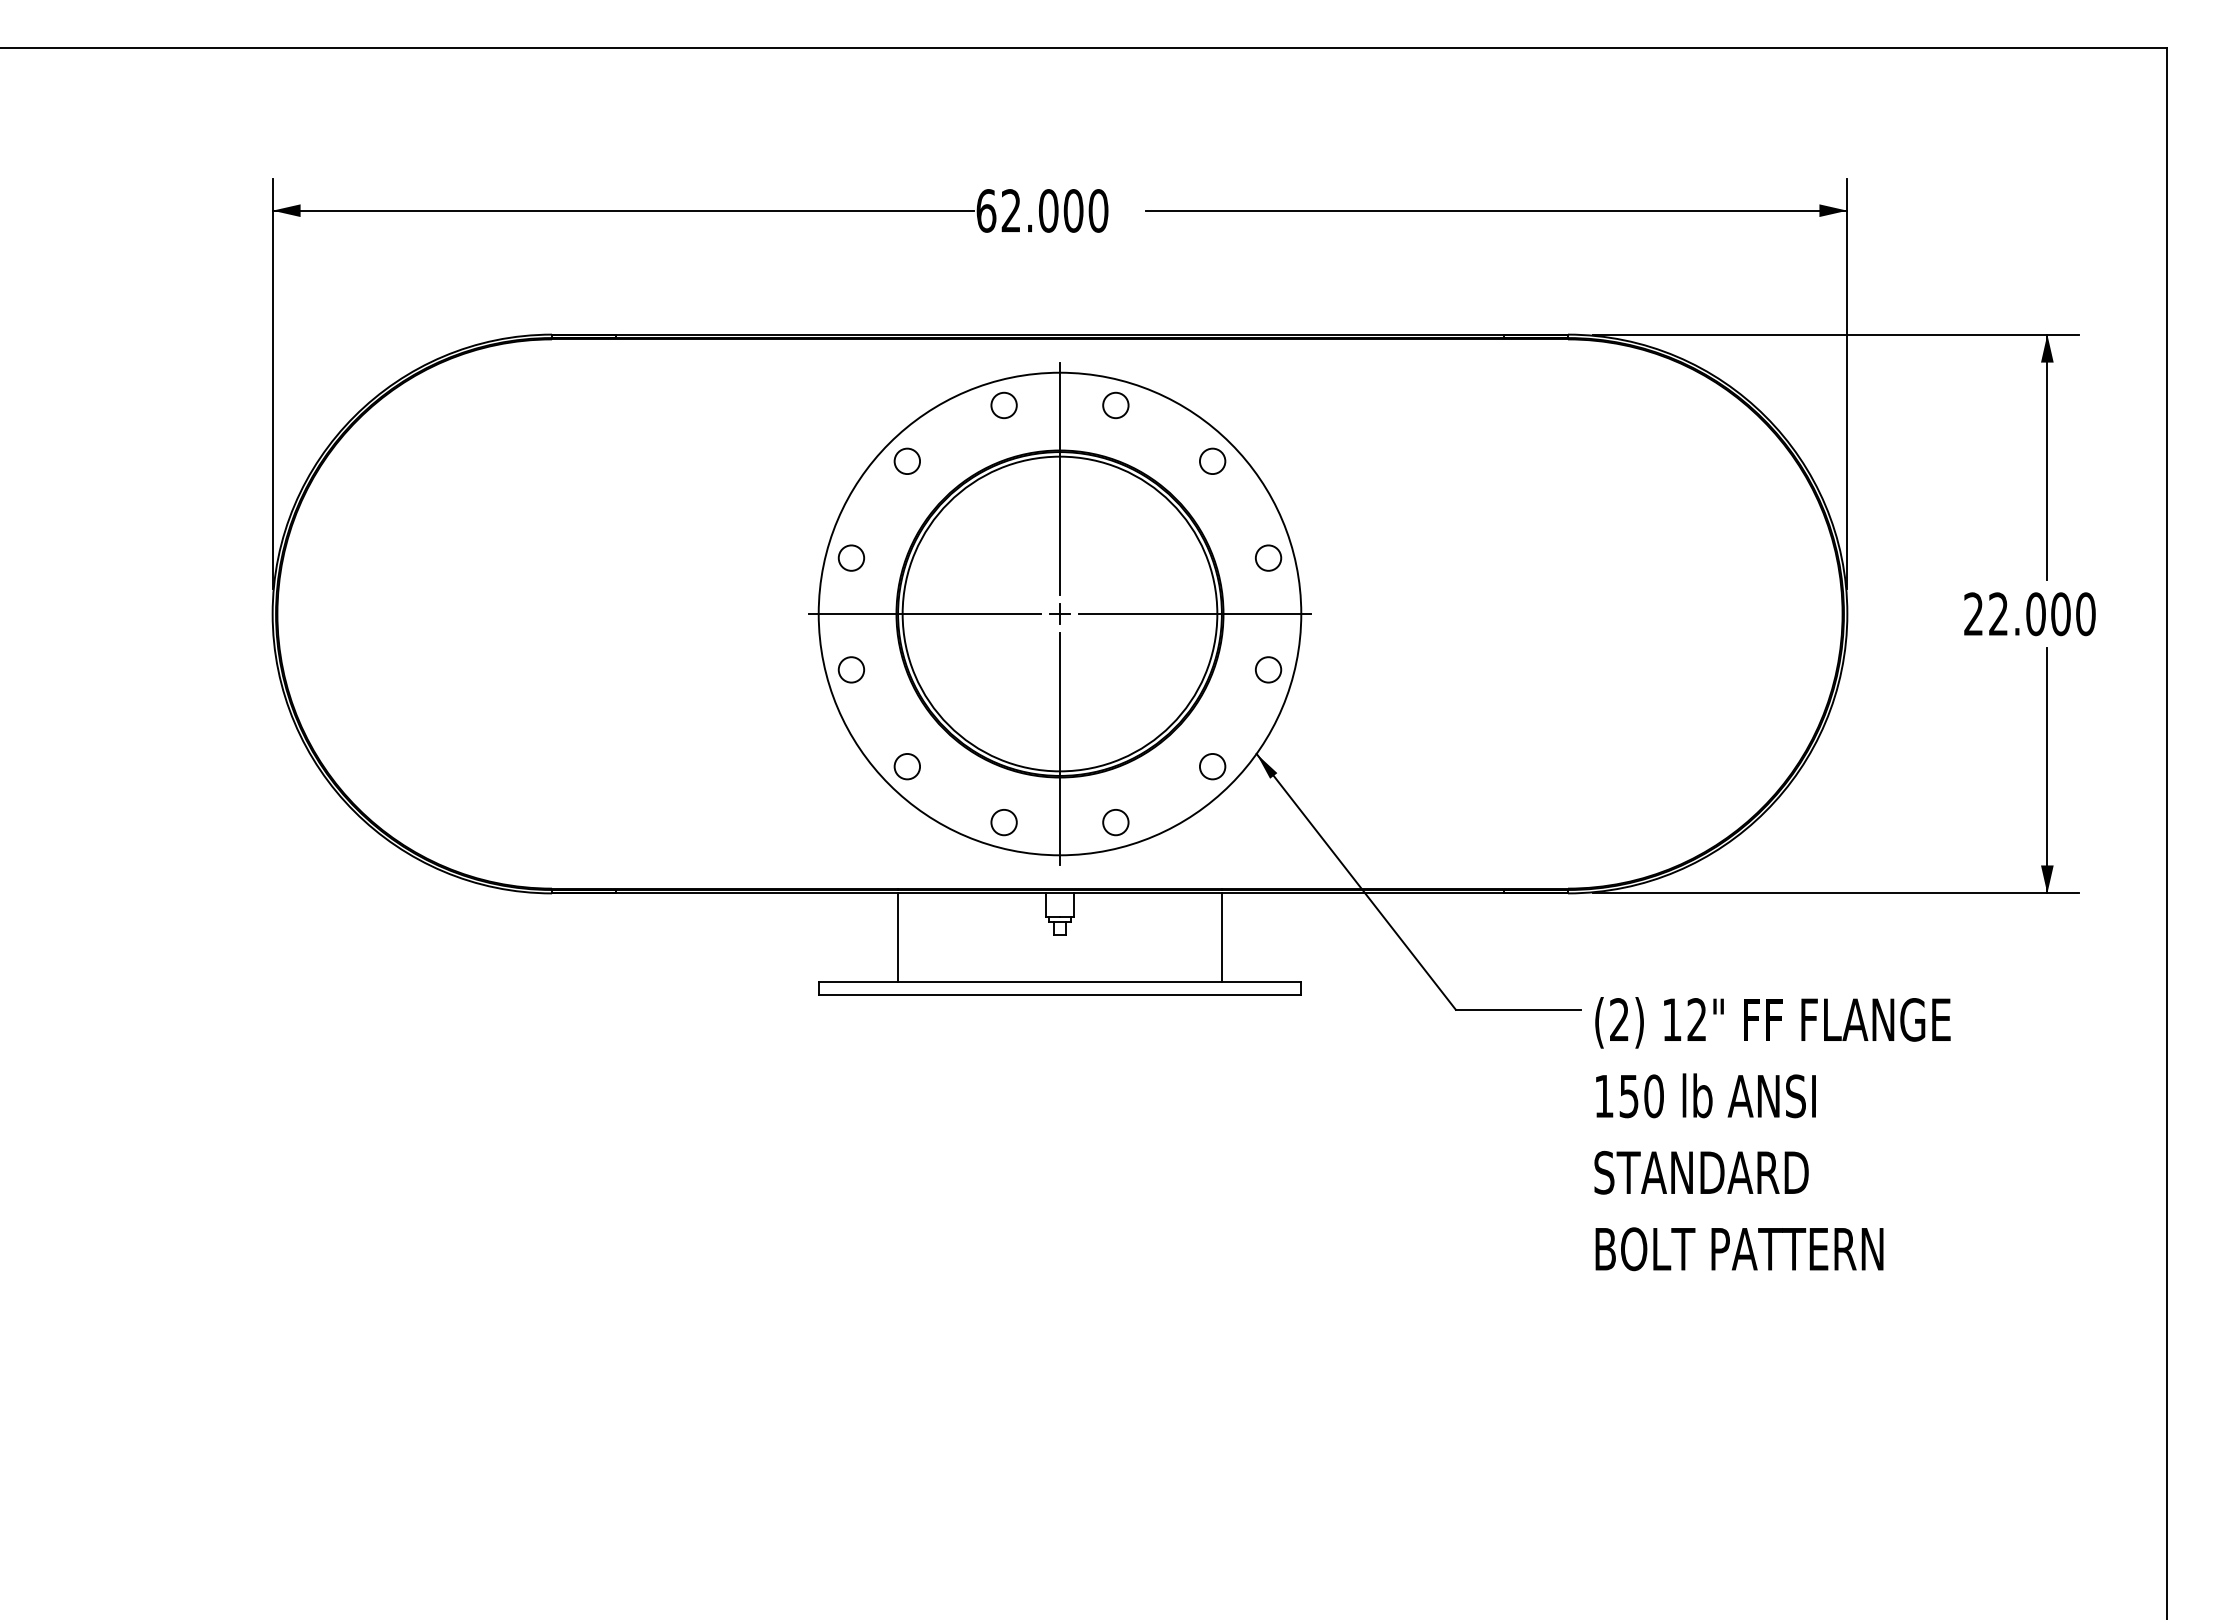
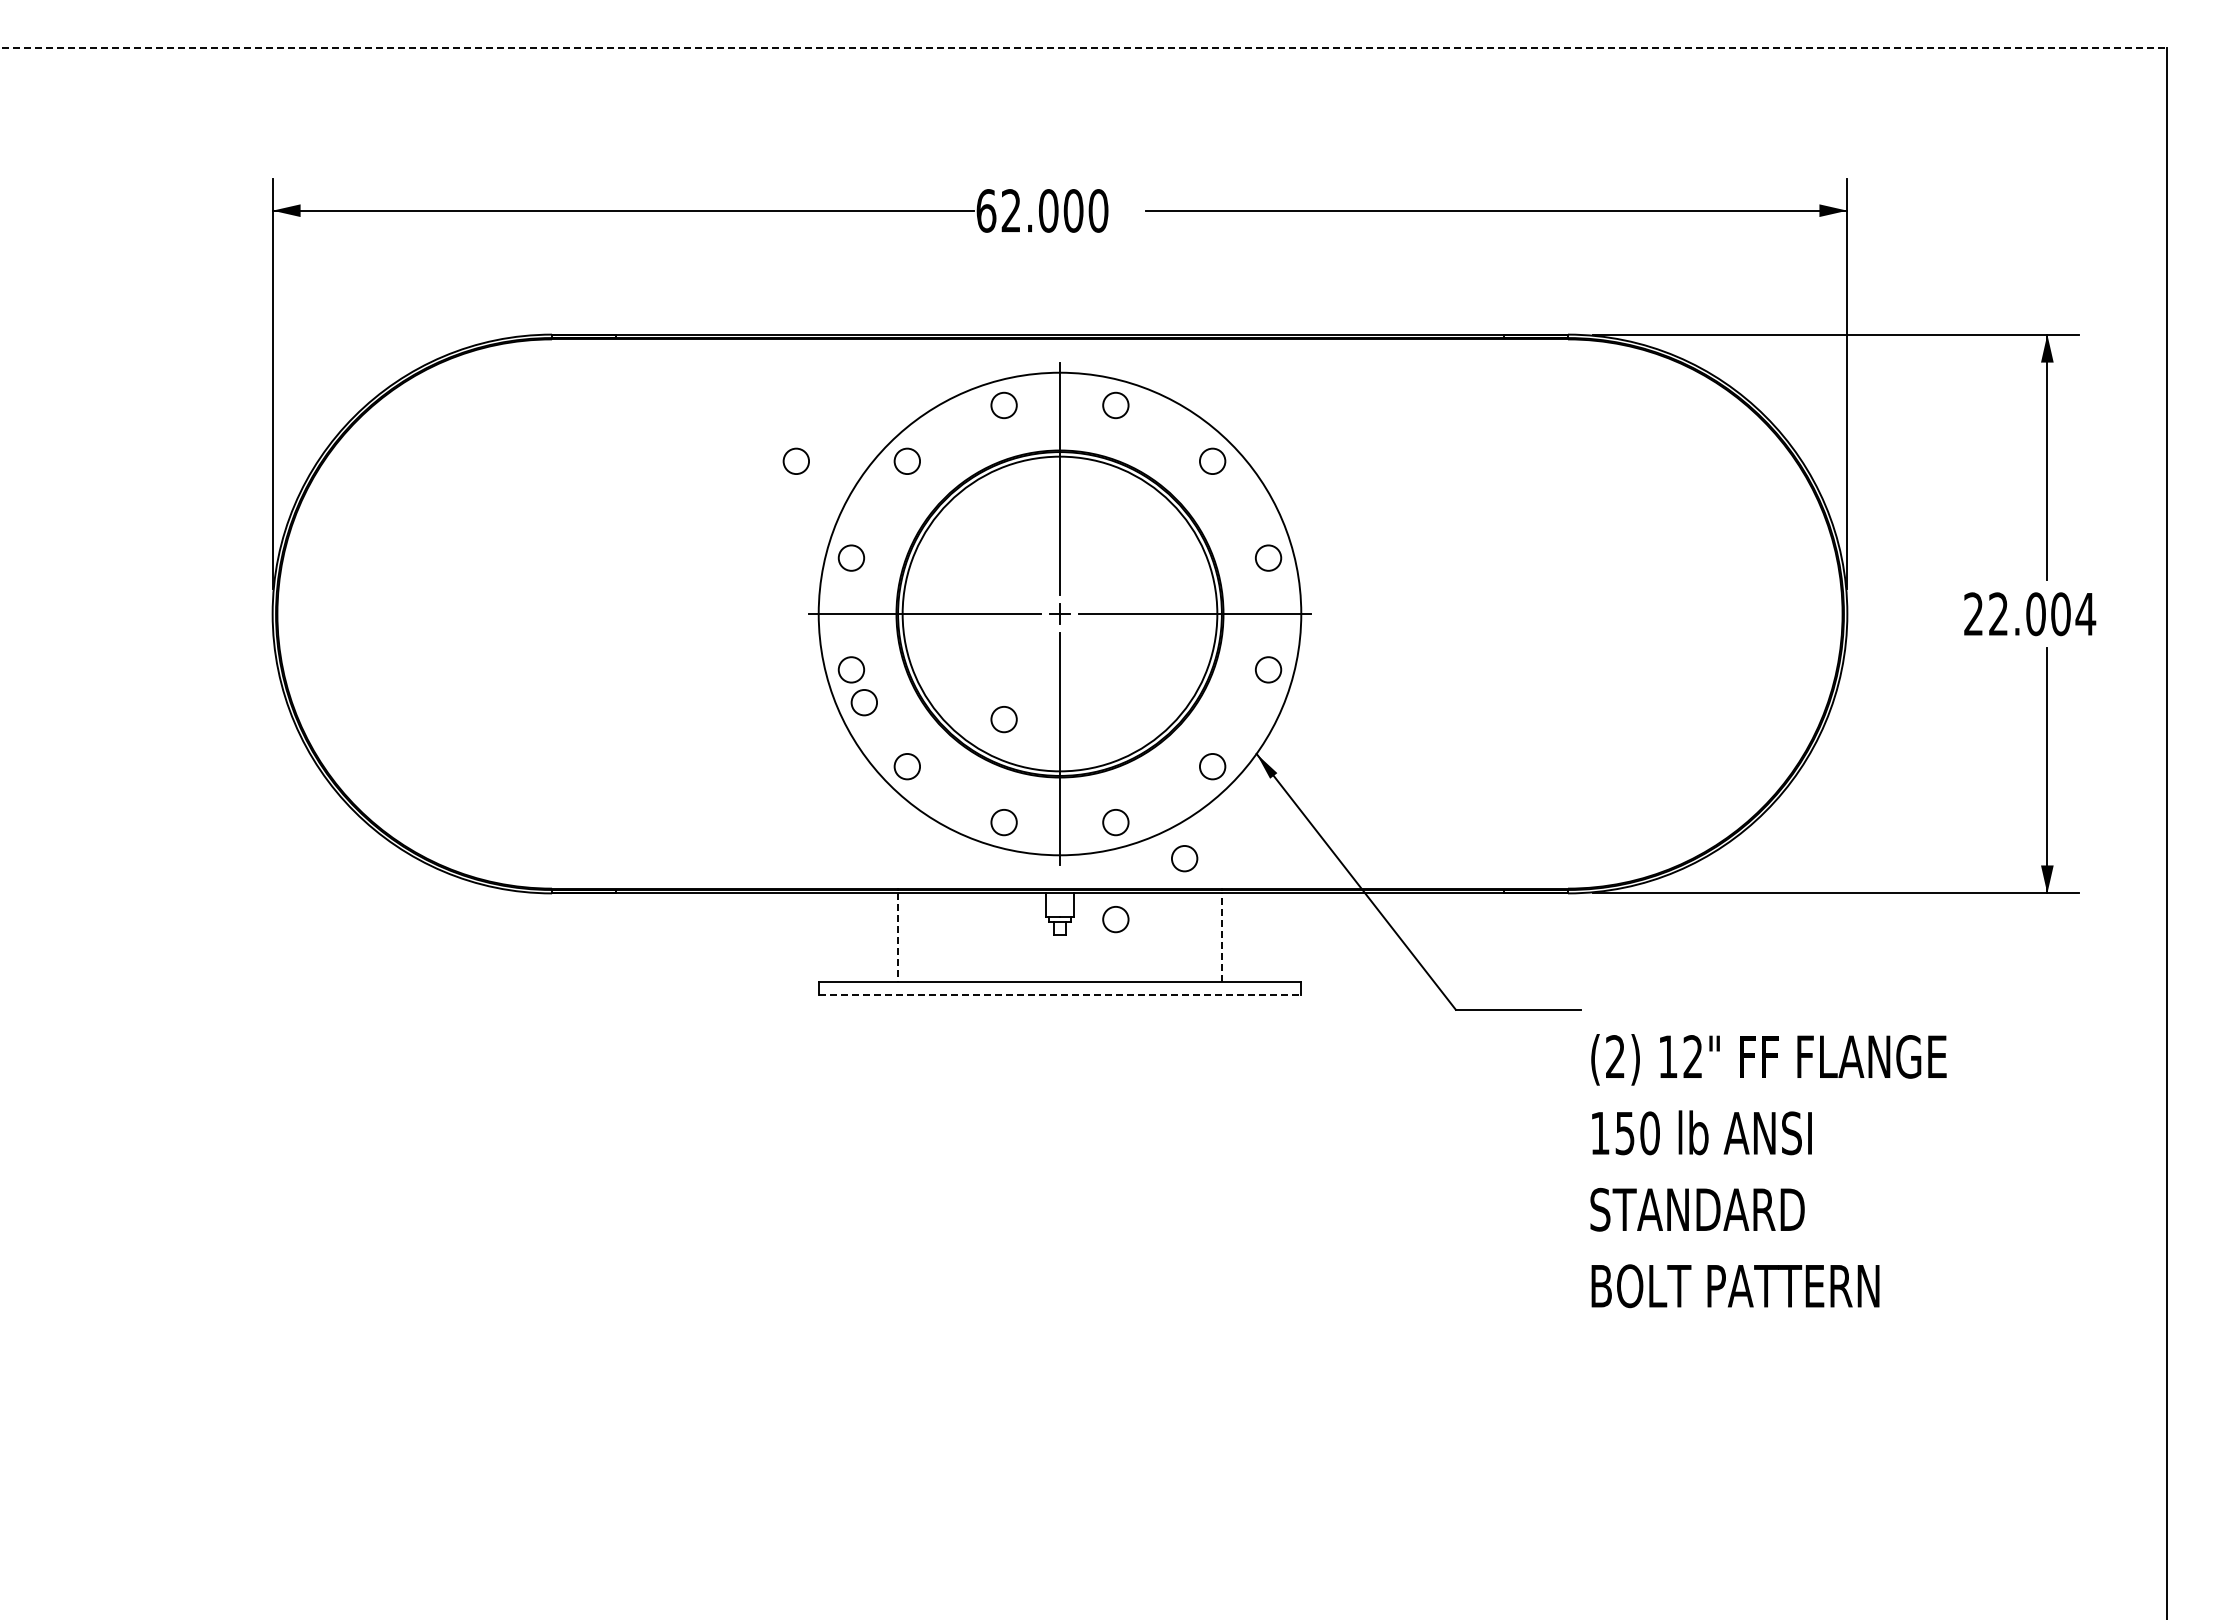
line: solid -> dashed (1084, 48)
circle: none -> present (795, 460)
text: 22.000 -> 22.004 (2085, 614)
circle: none -> present (863, 702)
circle: none -> present (1003, 719)
circle: none -> present (1184, 858)
circle: none -> present (1115, 919)
line: solid -> dashed (1221, 937)
line: solid -> dashed (898, 938)
line: solid -> dashed (1060, 995)
text position: (1772, 1134) -> (1768, 1171) (1768, 1171)
